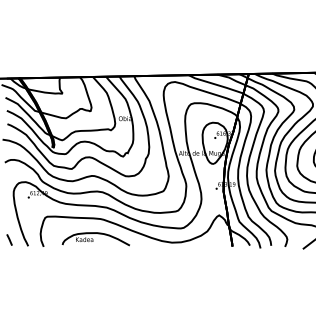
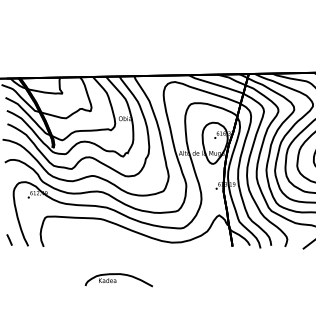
part position: (95, 239) -> (118, 280) (118, 280)
